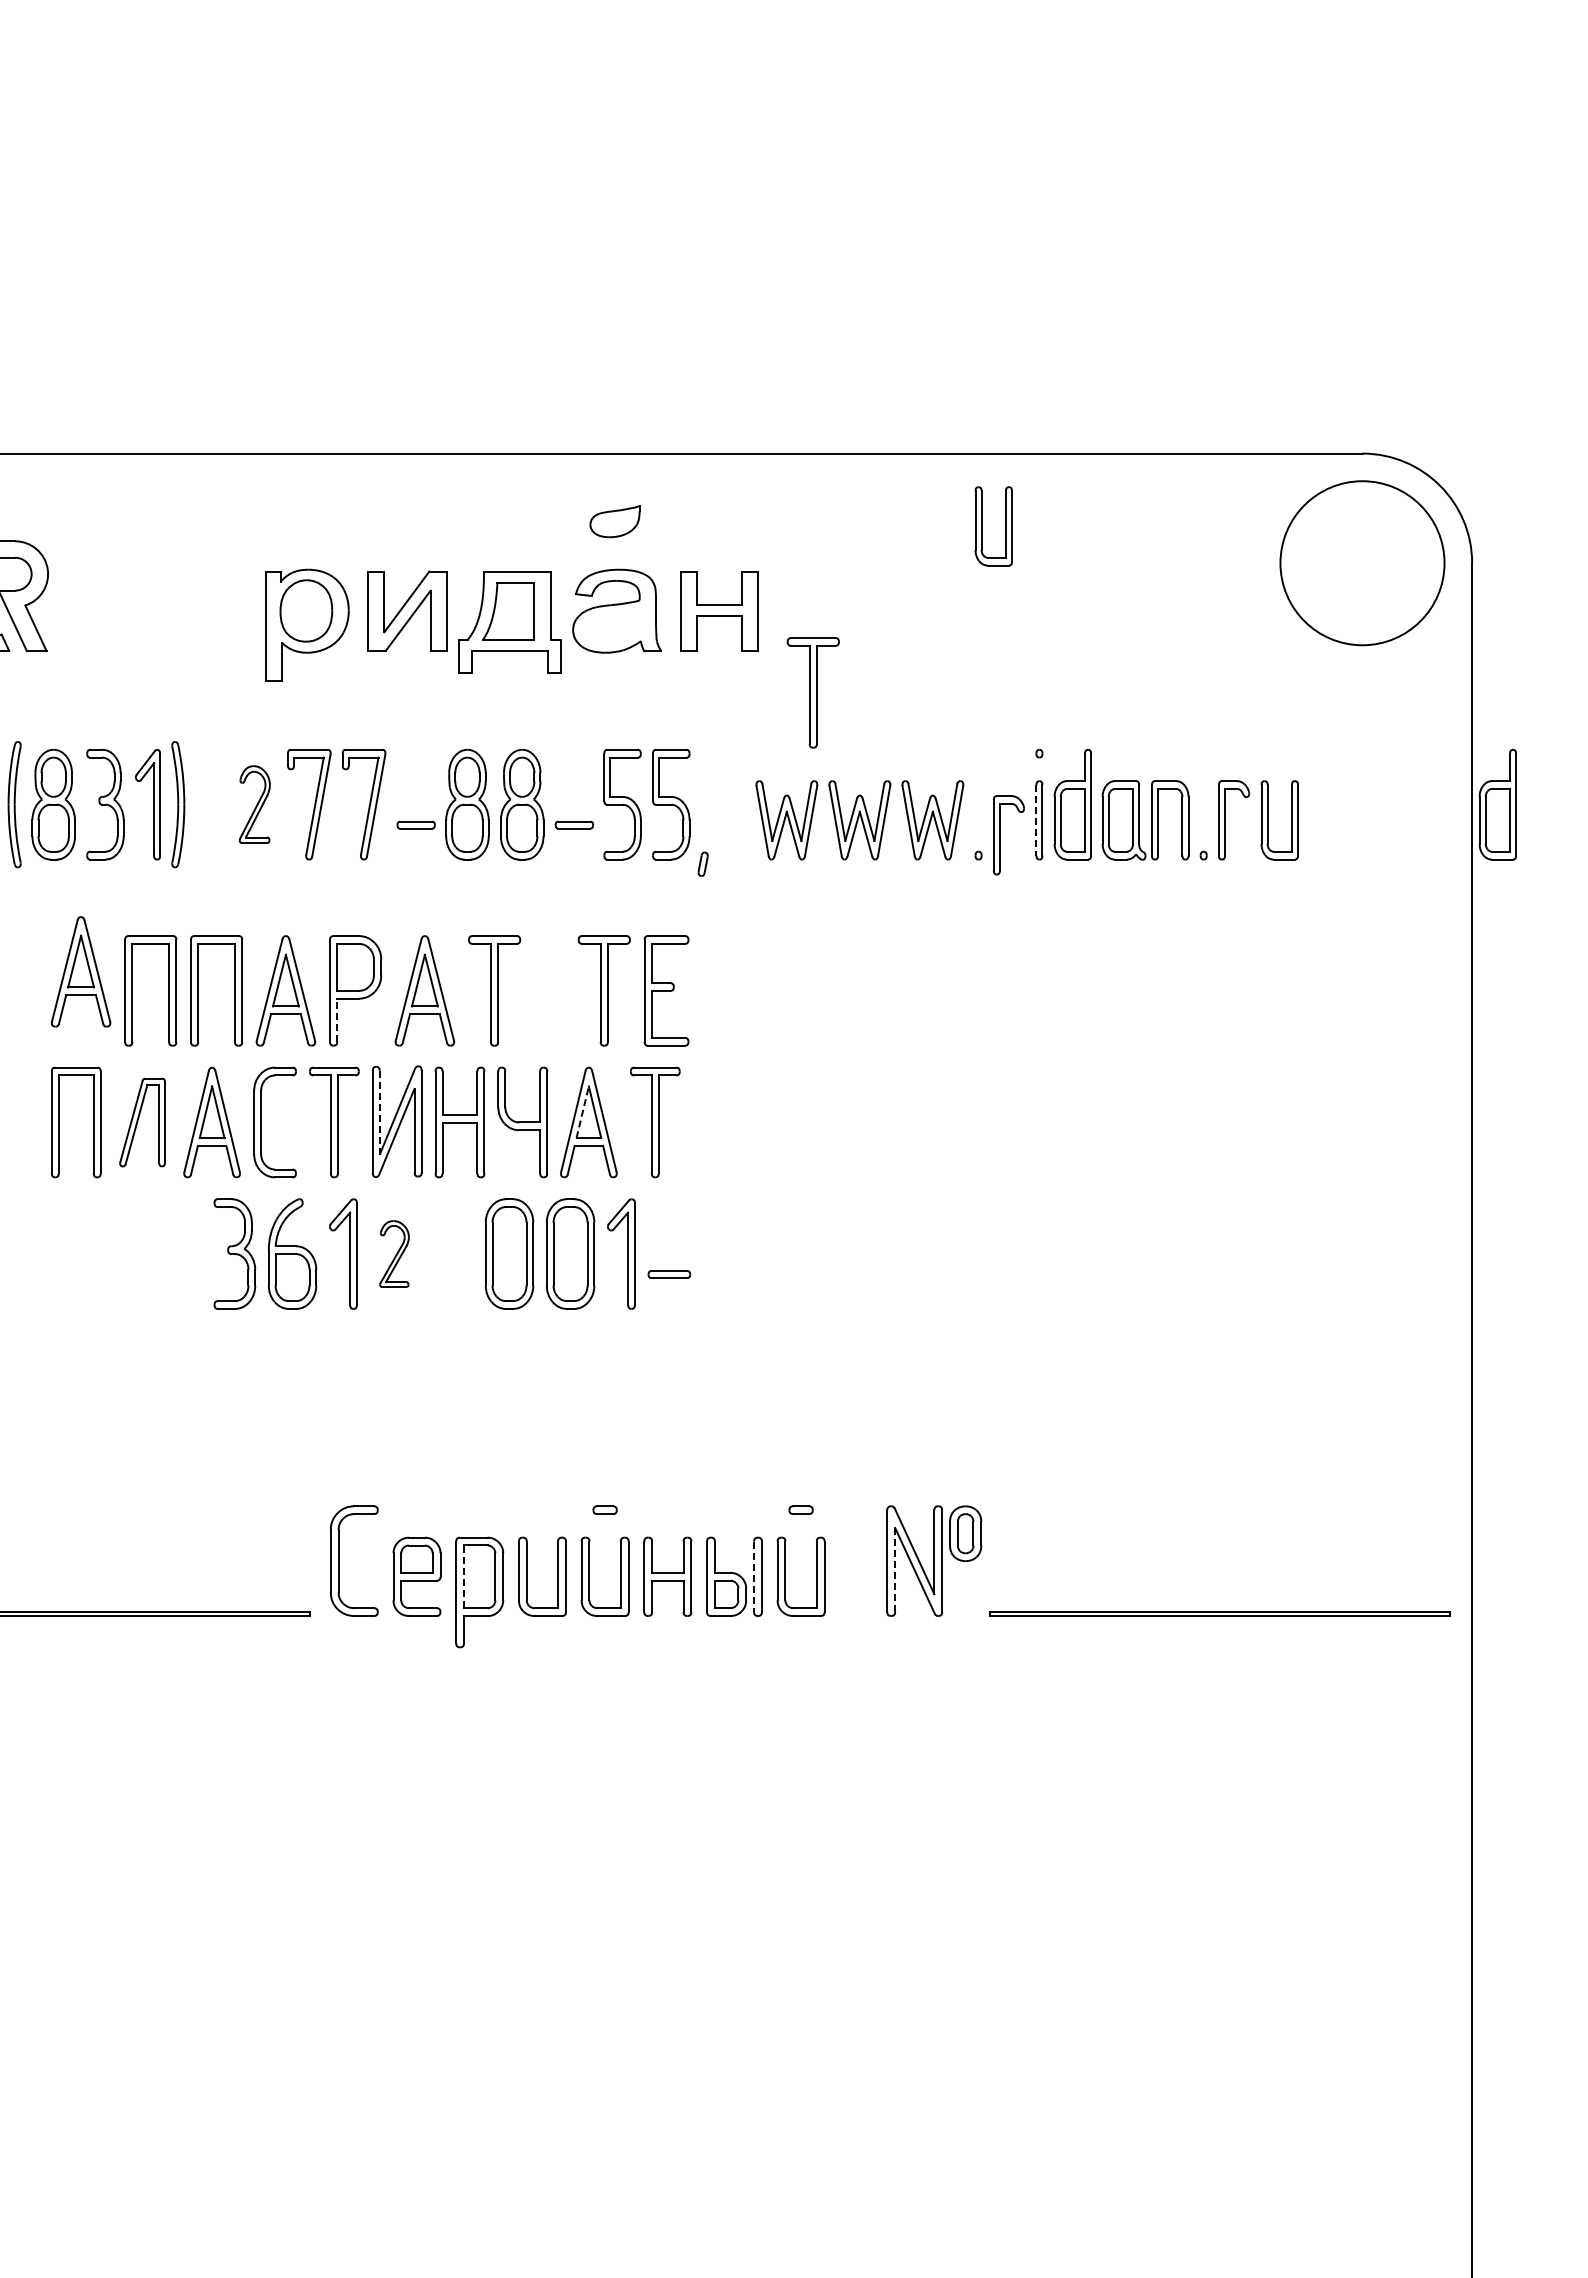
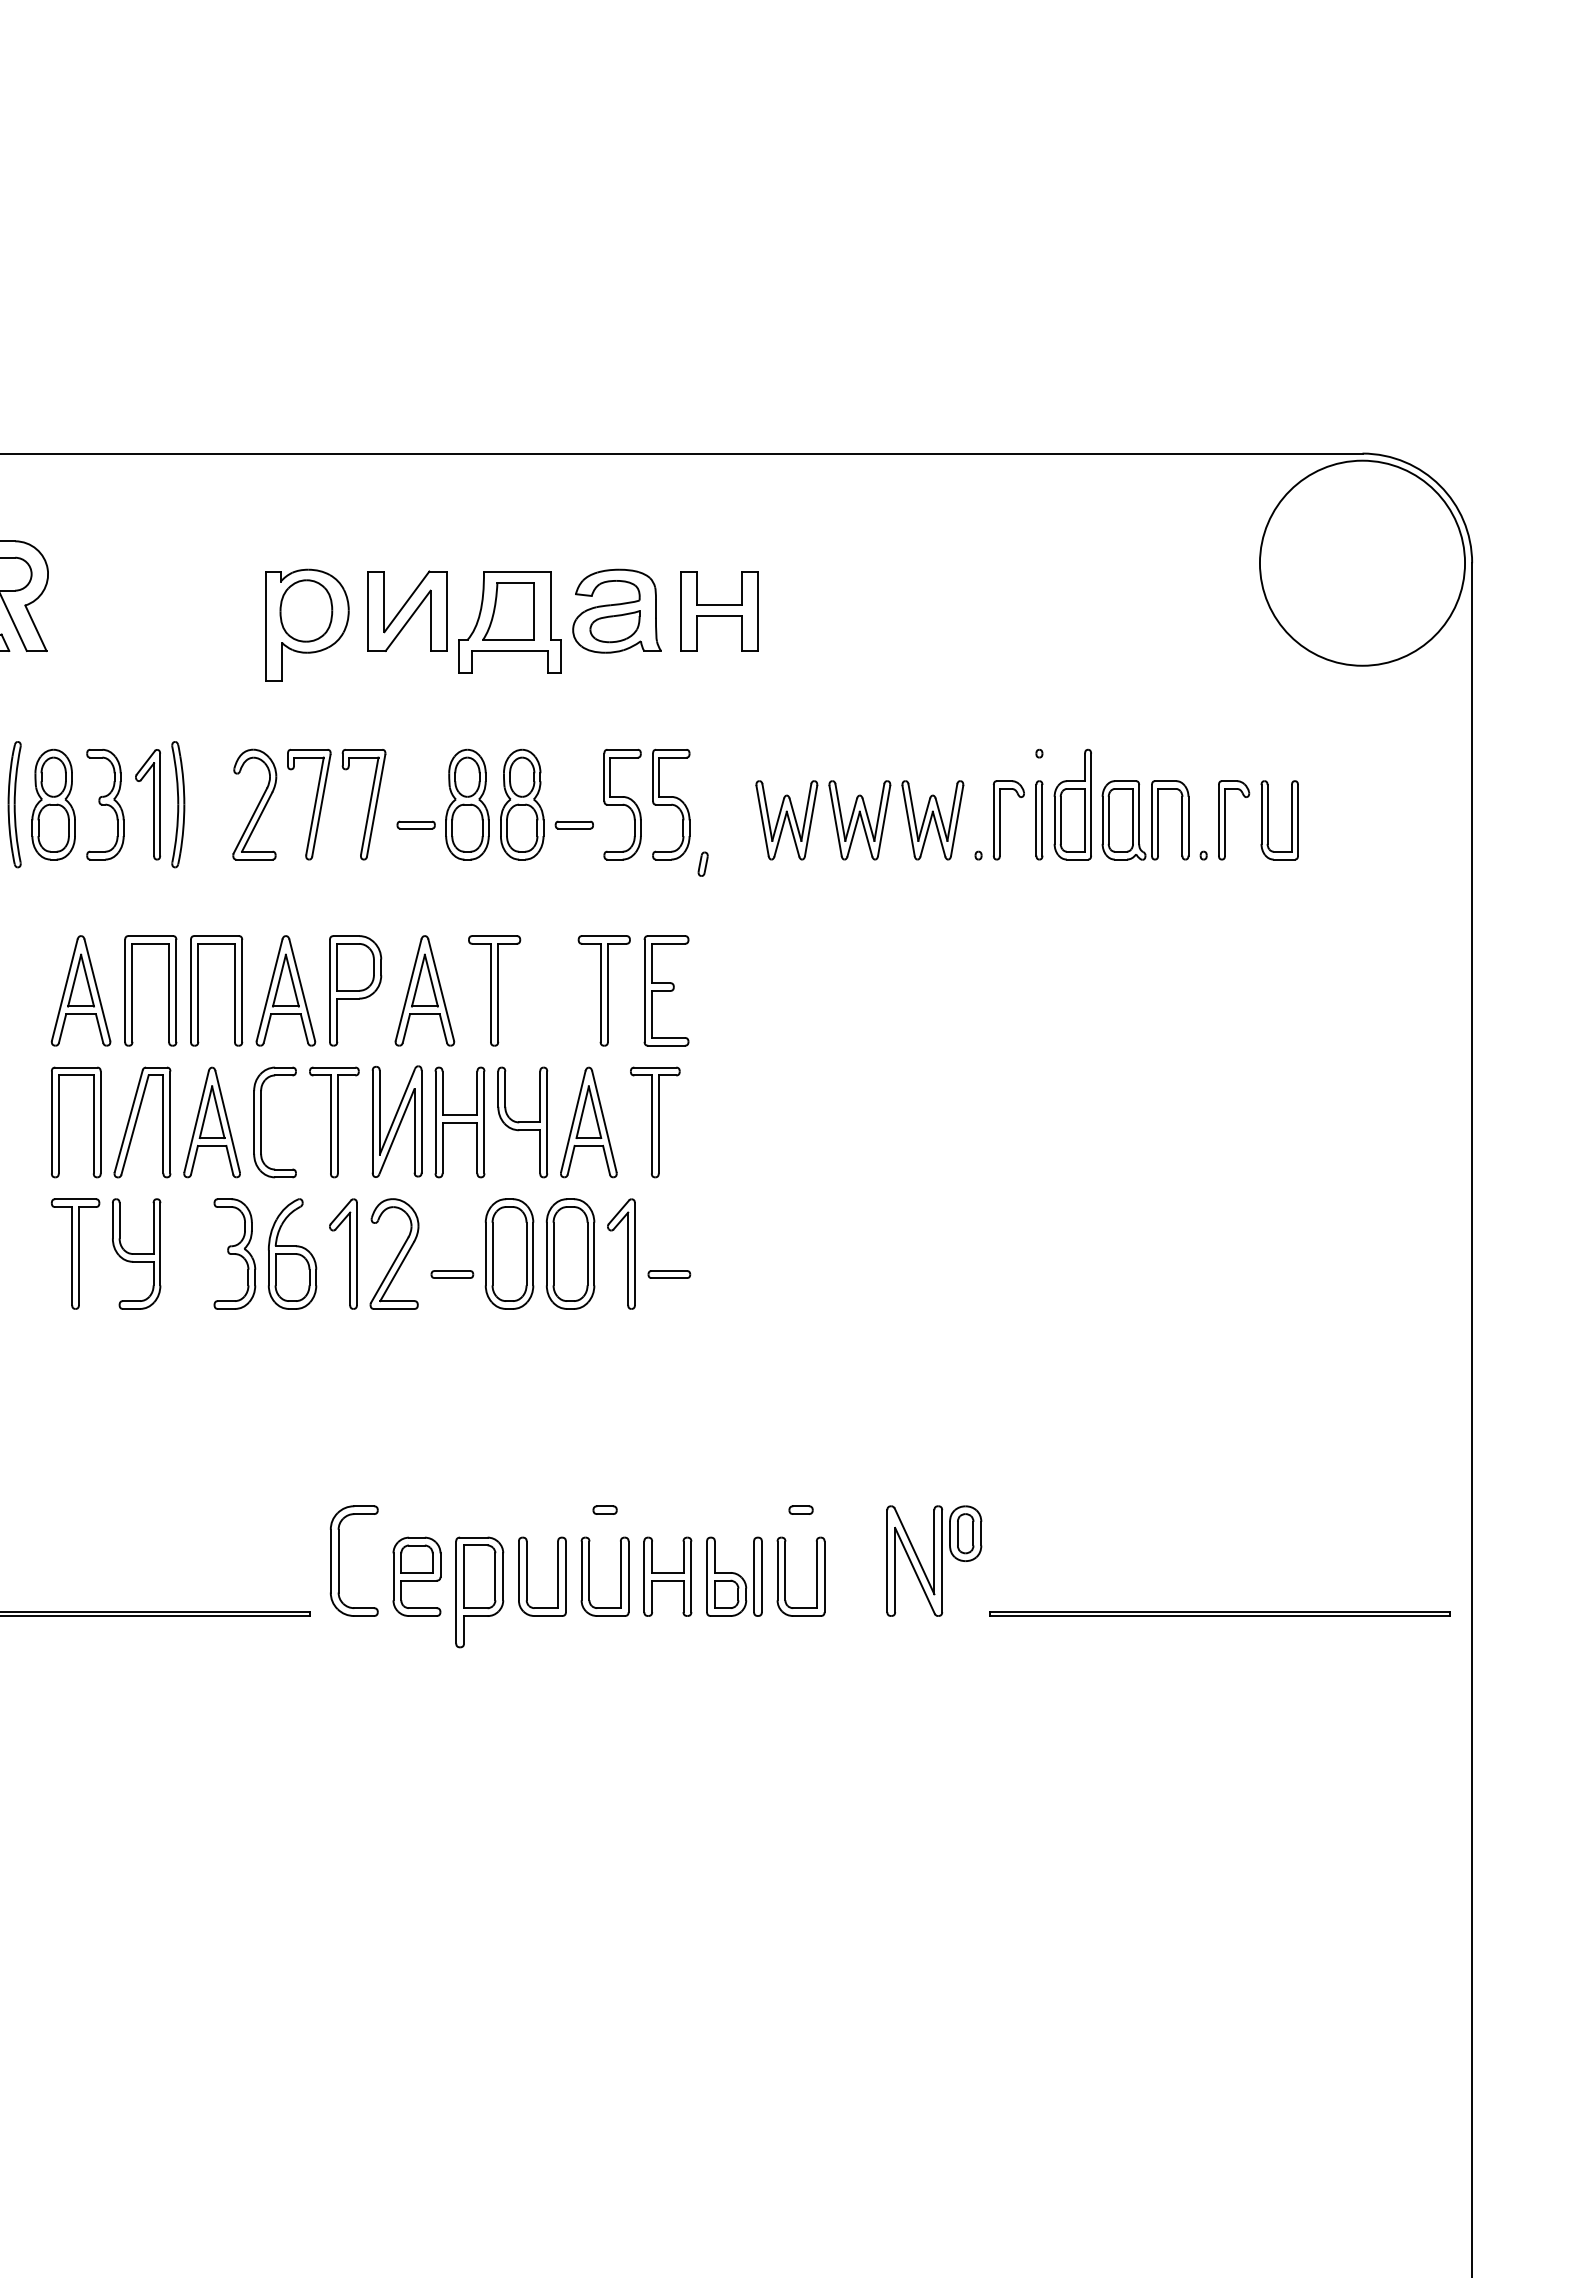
part position: (614, 521) -> (614, 626) (614, 626)
part: present -> none (982, 526)
circle diameter: 164 px -> 205 px (1362, 562)
part: present -> none (812, 692)
part size: 33x79 px -> 46x113 px (254, 804)
part: present -> none (1497, 804)
line: dashed -> solid (1036, 820)
part position: (1000, 835) -> (1000, 820) (1000, 820)
part position: (80, 971) -> (80, 990) (80, 990)
line: dashed -> solid (337, 1020)
line: dashed -> solid (379, 1112)
line: dashed -> solid (582, 1112)
part size: 47x91 px -> 59x113 px (142, 1122)
part: none -> present (75, 1253)
part: none -> present (136, 1253)
part size: 31x68 px -> 51x112 px (394, 1253)
part: none -> present (452, 1274)
line: dashed -> solid (895, 1569)
line: dashed -> solid (464, 1576)
line: dashed -> solid (754, 1577)
